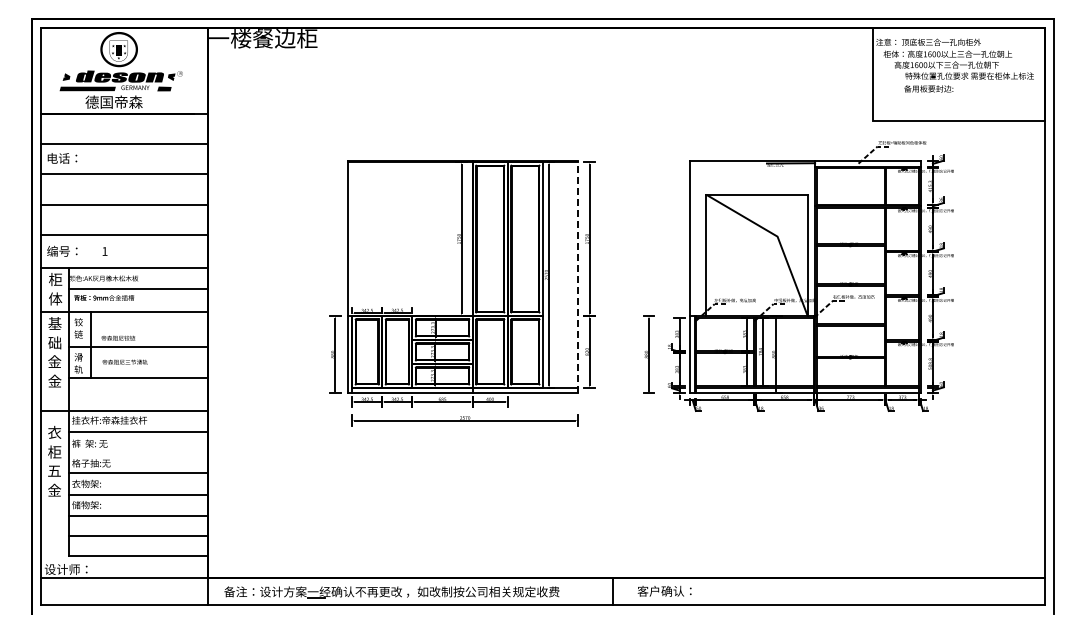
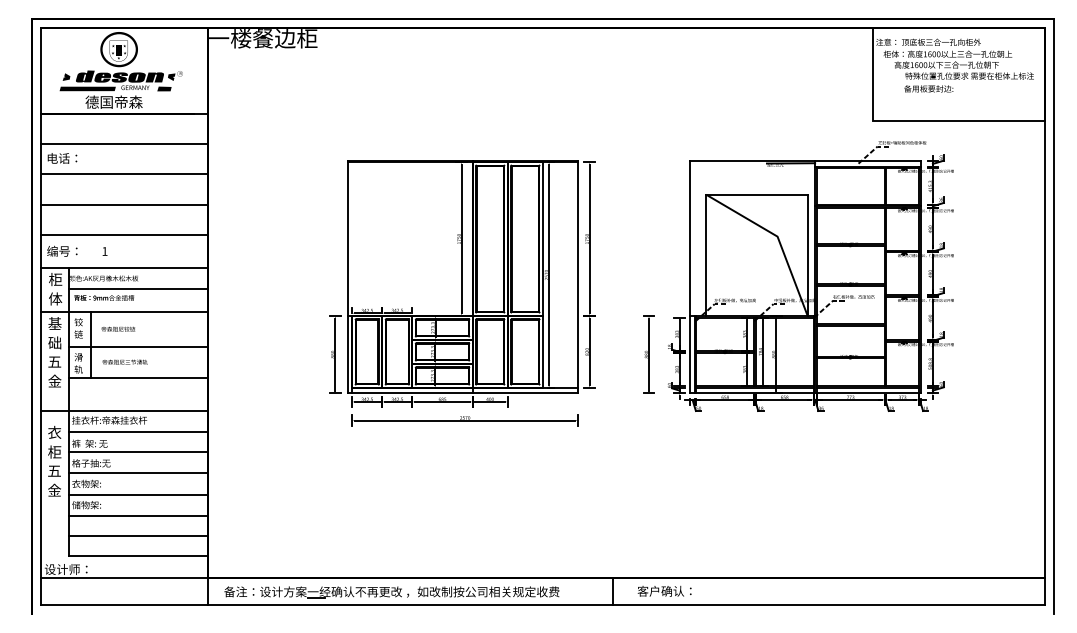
line: dashed -> solid (578, 277)
text position: (118, 337) -> (118, 328) (118, 328)
text: 金 -> 五 (54, 361)
line: none -> present (137, 451)
